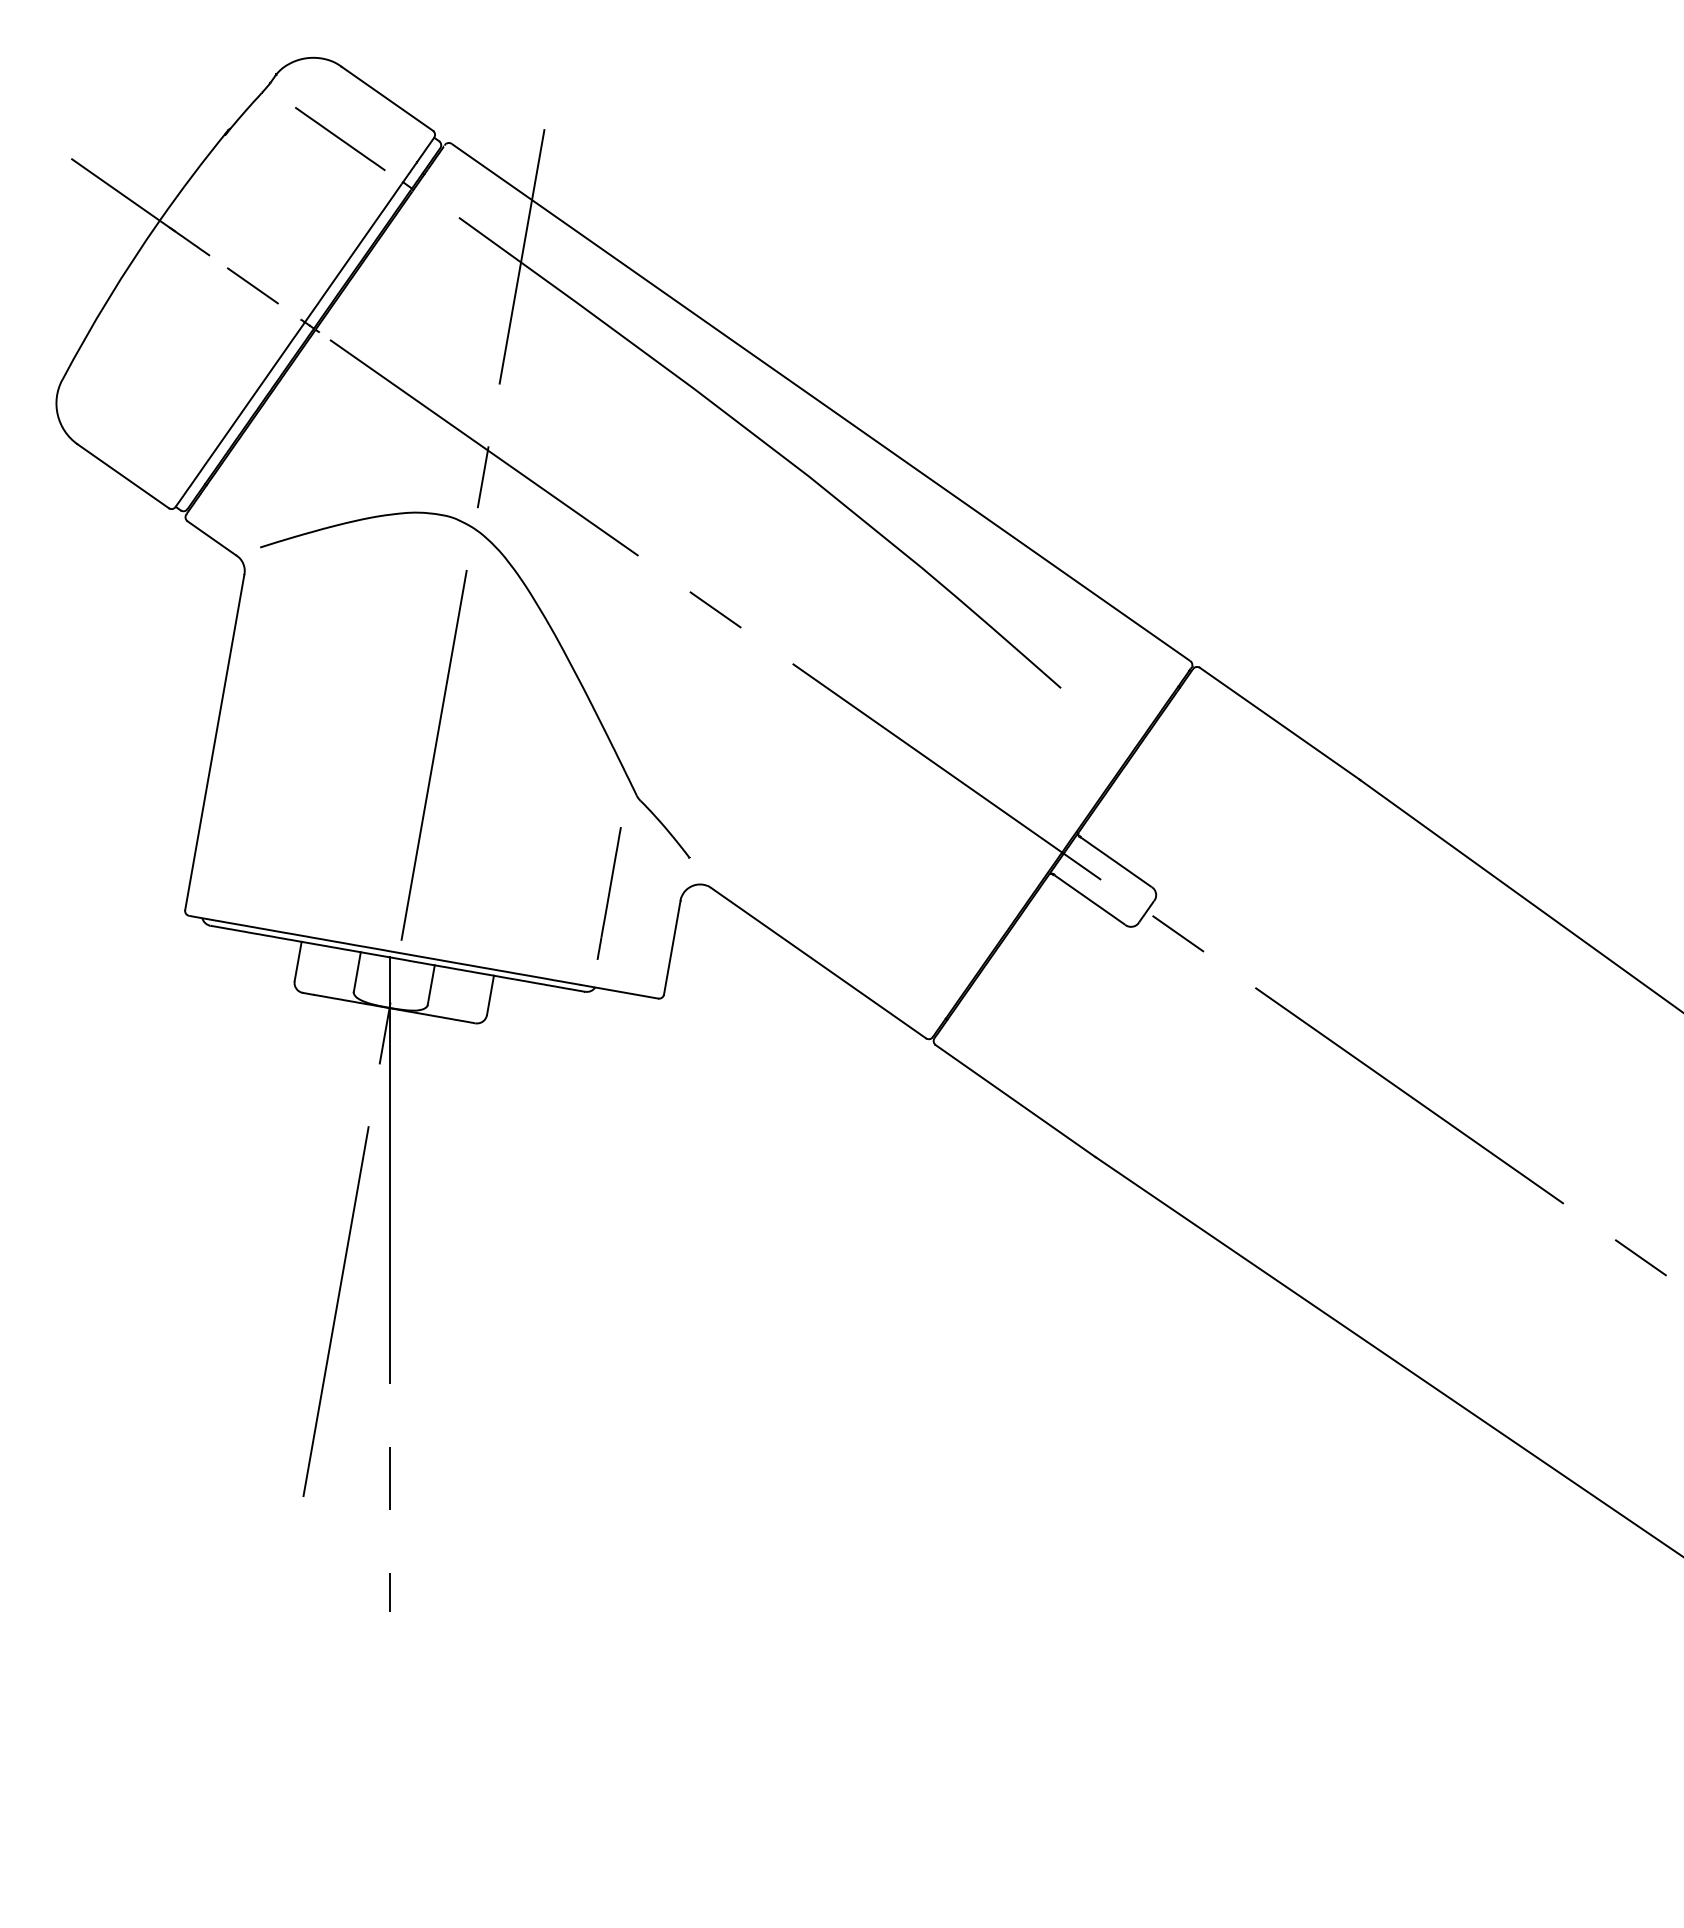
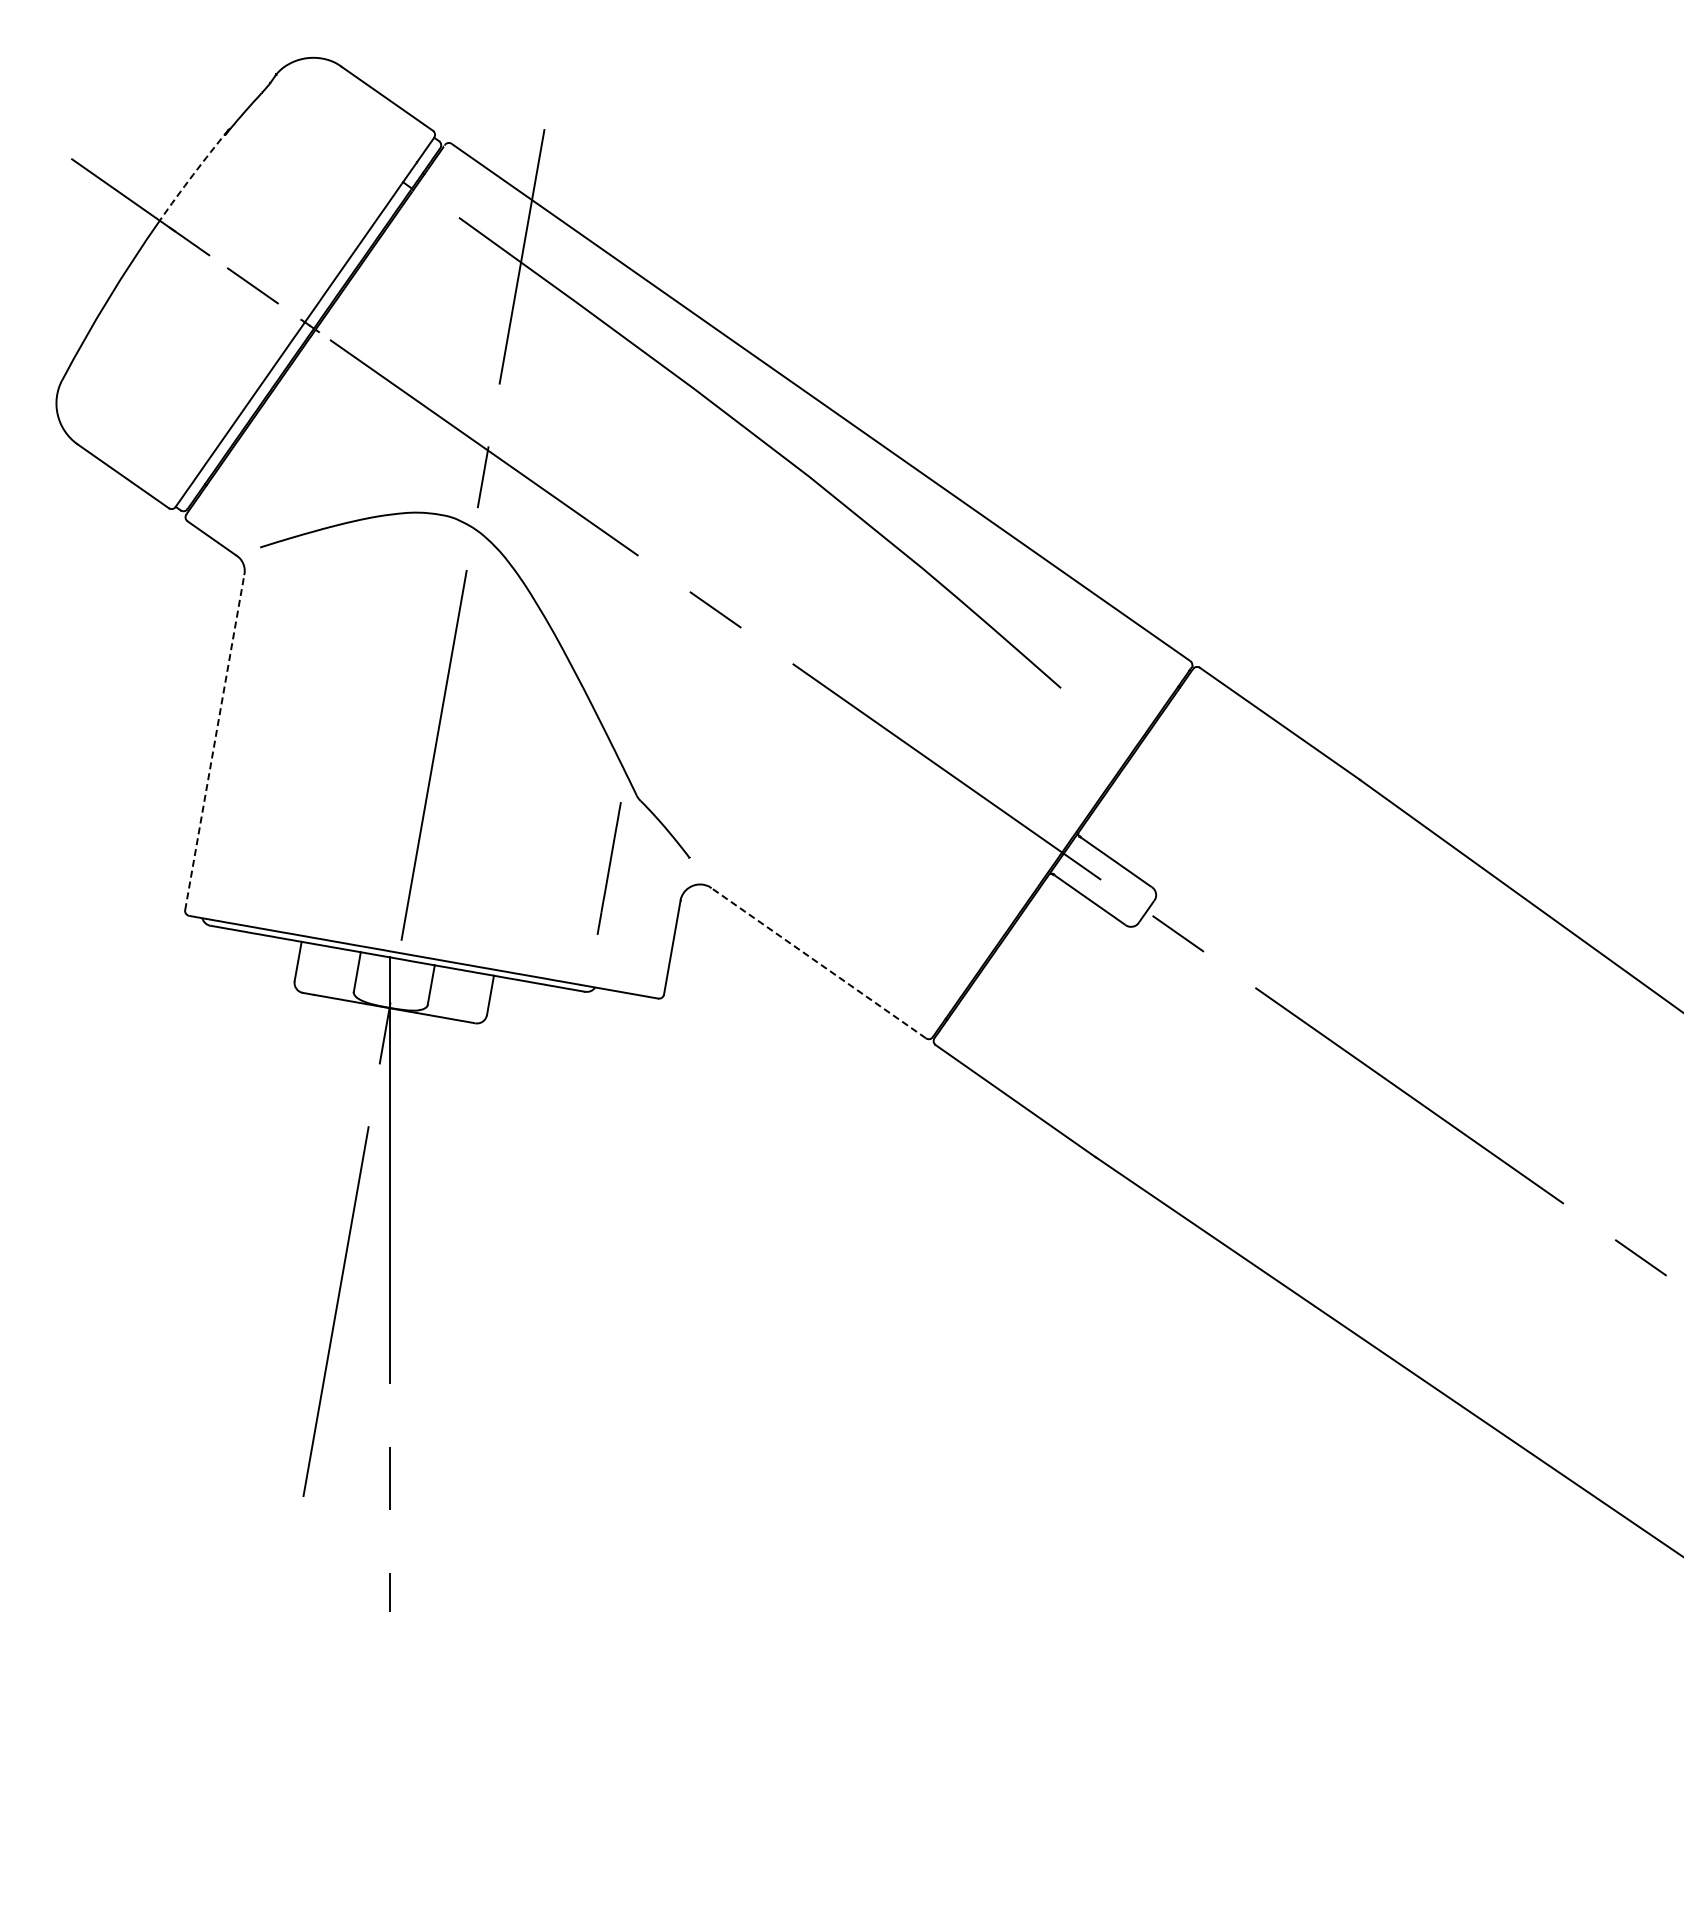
line: present -> none (340, 139)
arc: solid -> dashed (193, 174)
line: solid -> dashed (214, 742)
line position: (608, 893) -> (608, 868) (608, 868)
line: solid -> dashed (818, 963)
